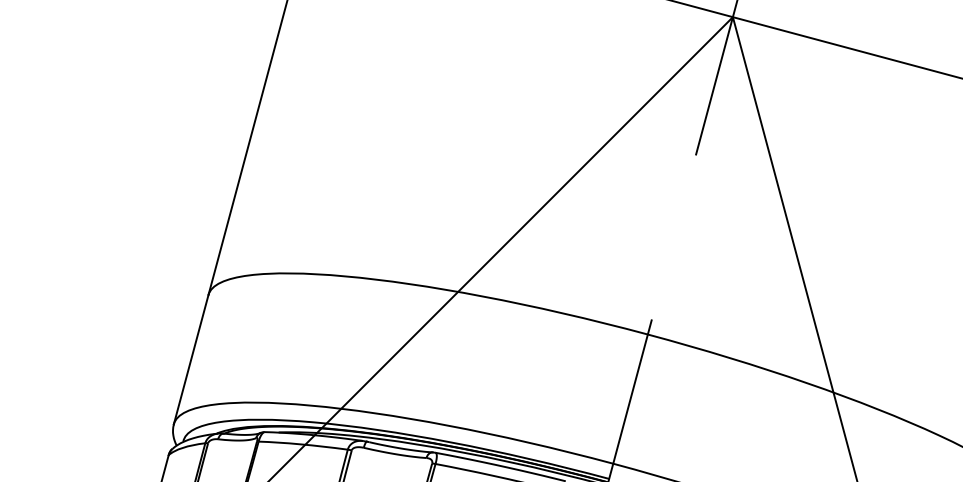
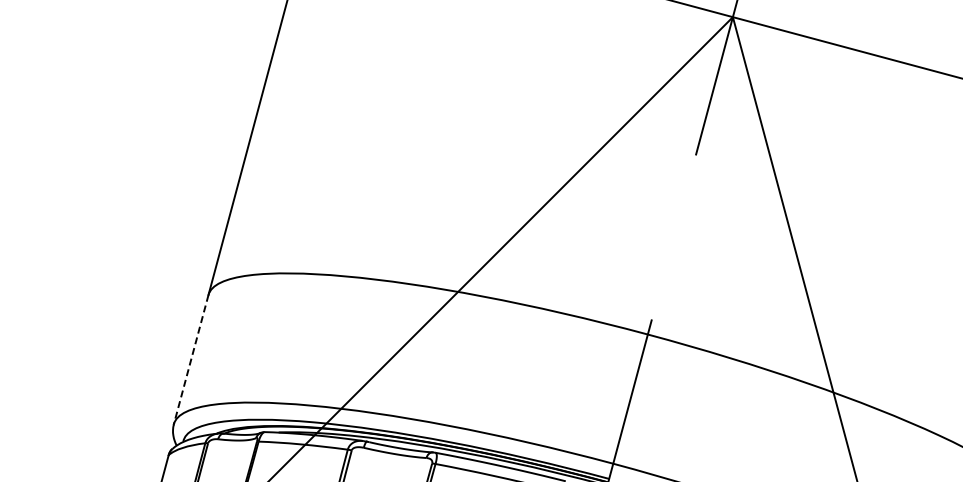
line: solid -> dashed (191, 359)
